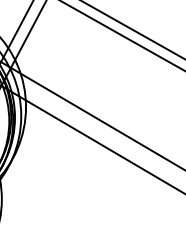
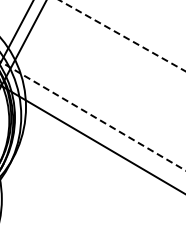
line: present -> none (132, 29)
line: solid -> dashed (121, 35)
line: solid -> dashed (92, 116)
